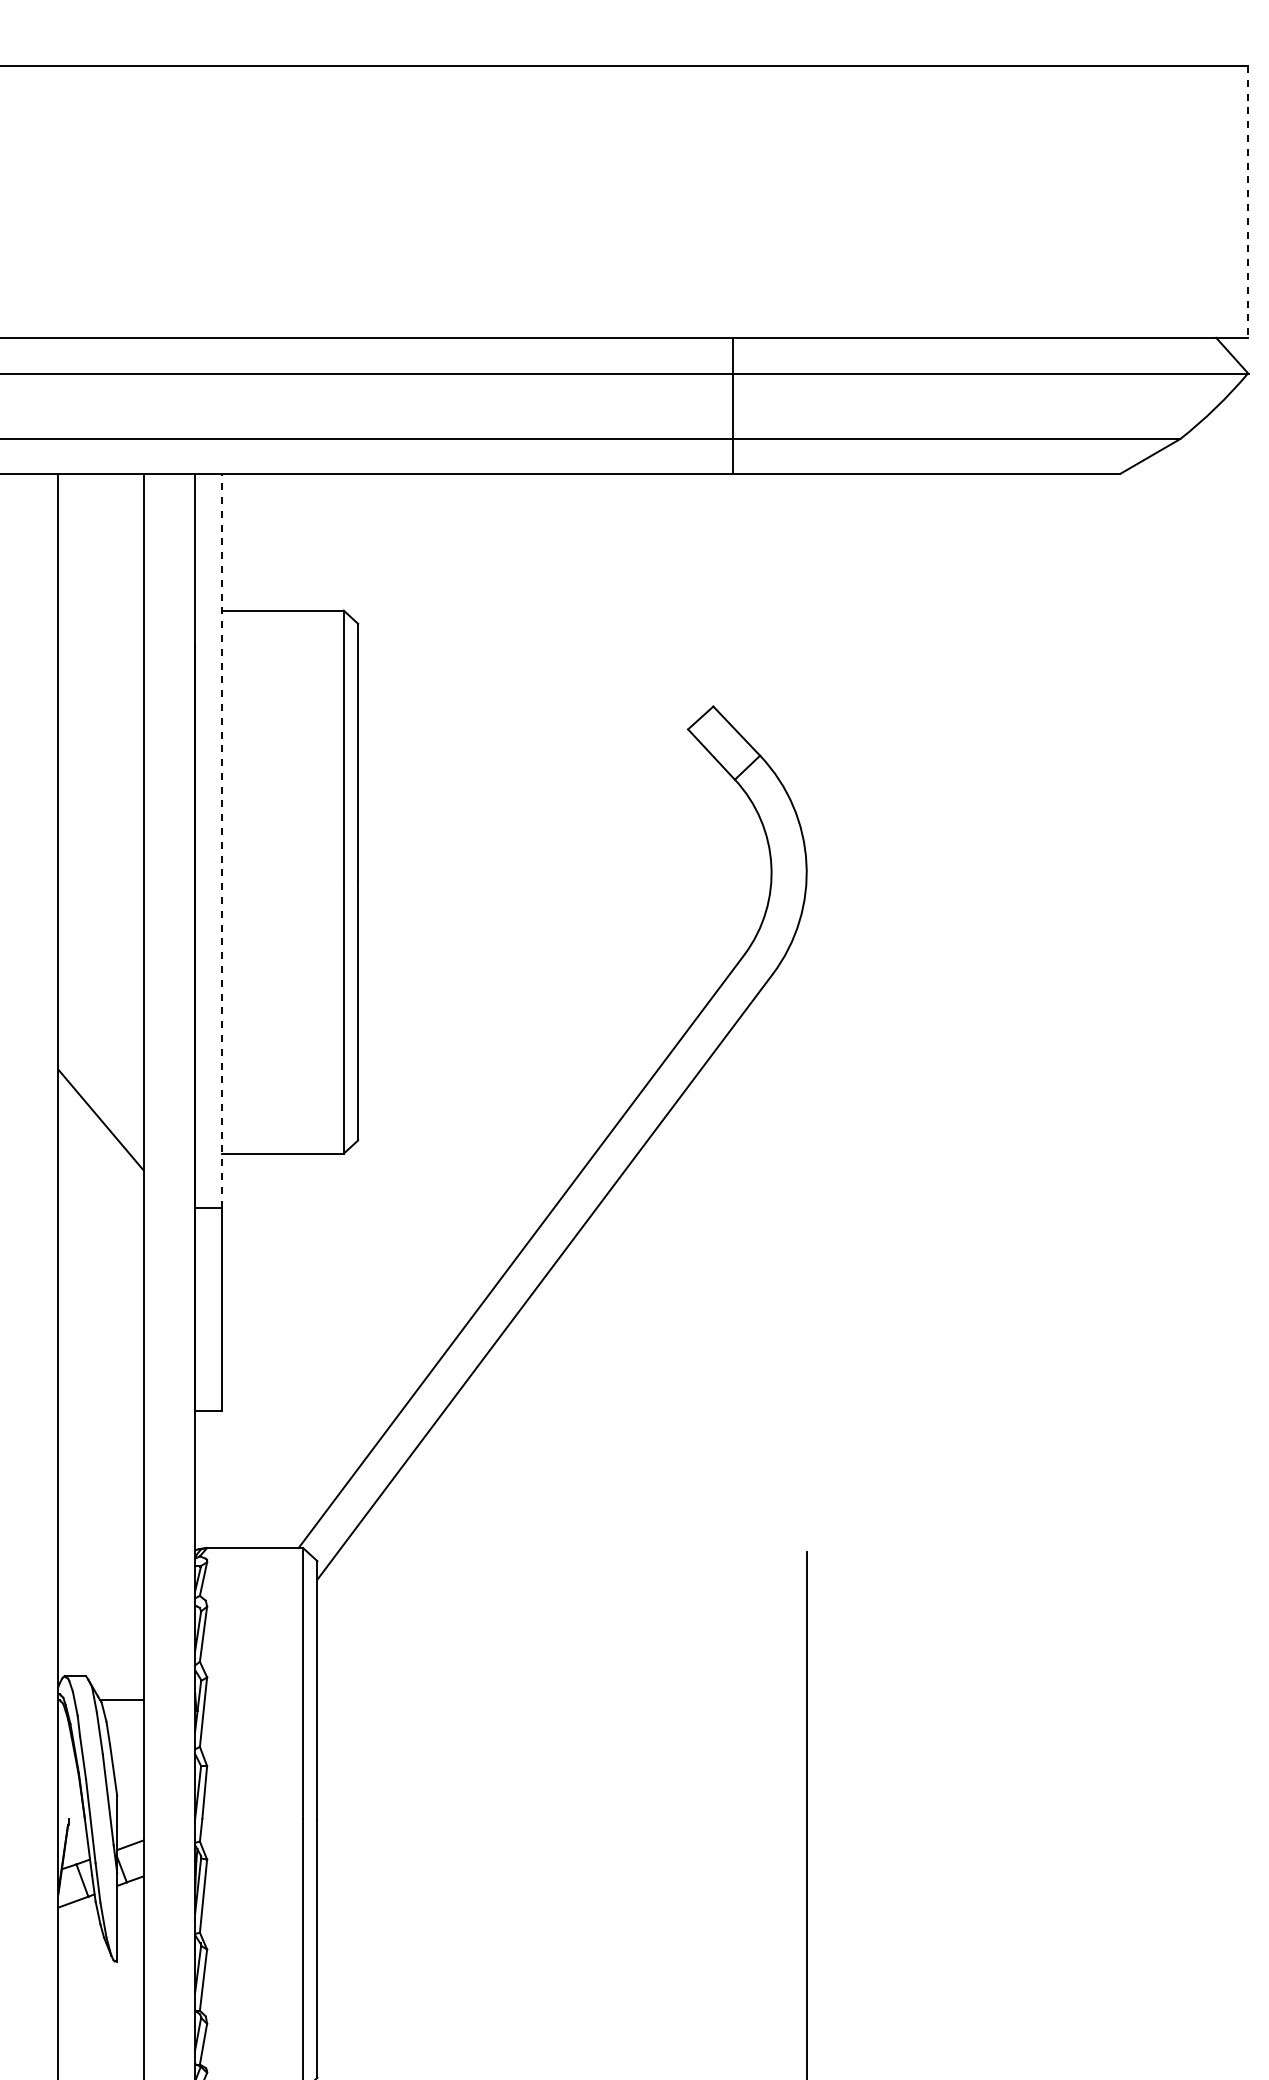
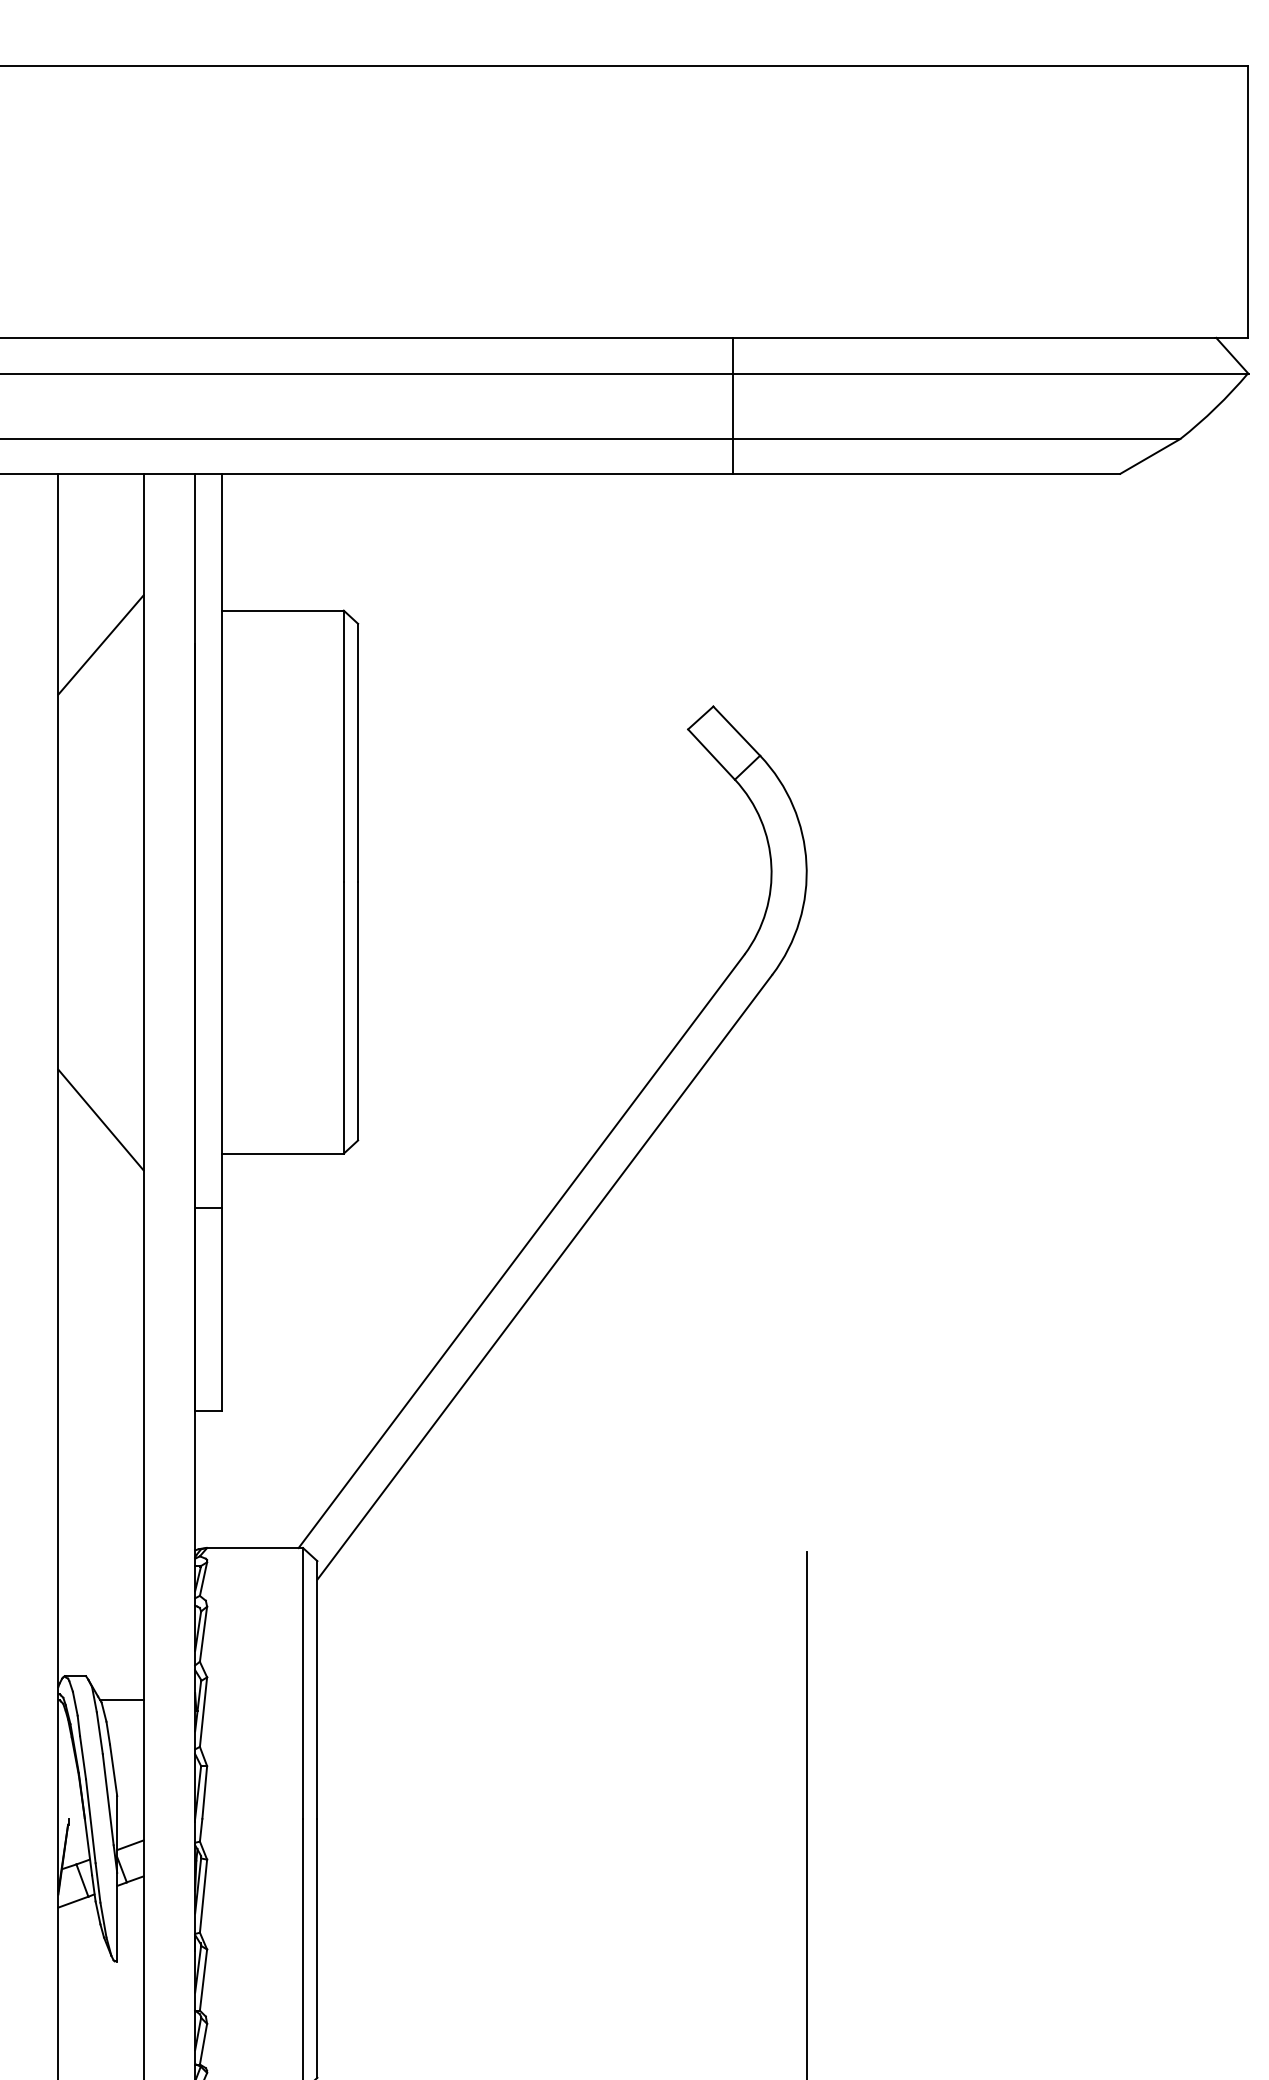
line: dashed -> solid (1248, 202)
line: none -> present (100, 644)
line: dashed -> solid (221, 840)
